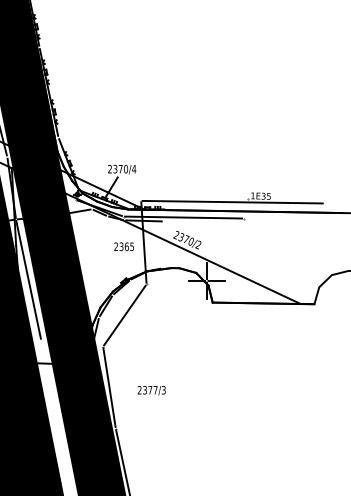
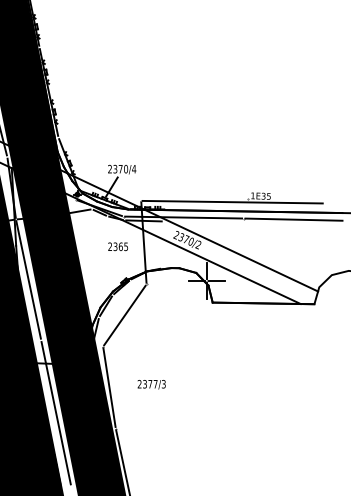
line: none -> present (293, 219)
text position: (123, 246) -> (117, 246) (117, 246)
line: none -> present (231, 250)
text position: (151, 390) -> (151, 384) (151, 384)
line: none -> present (55, 413)
